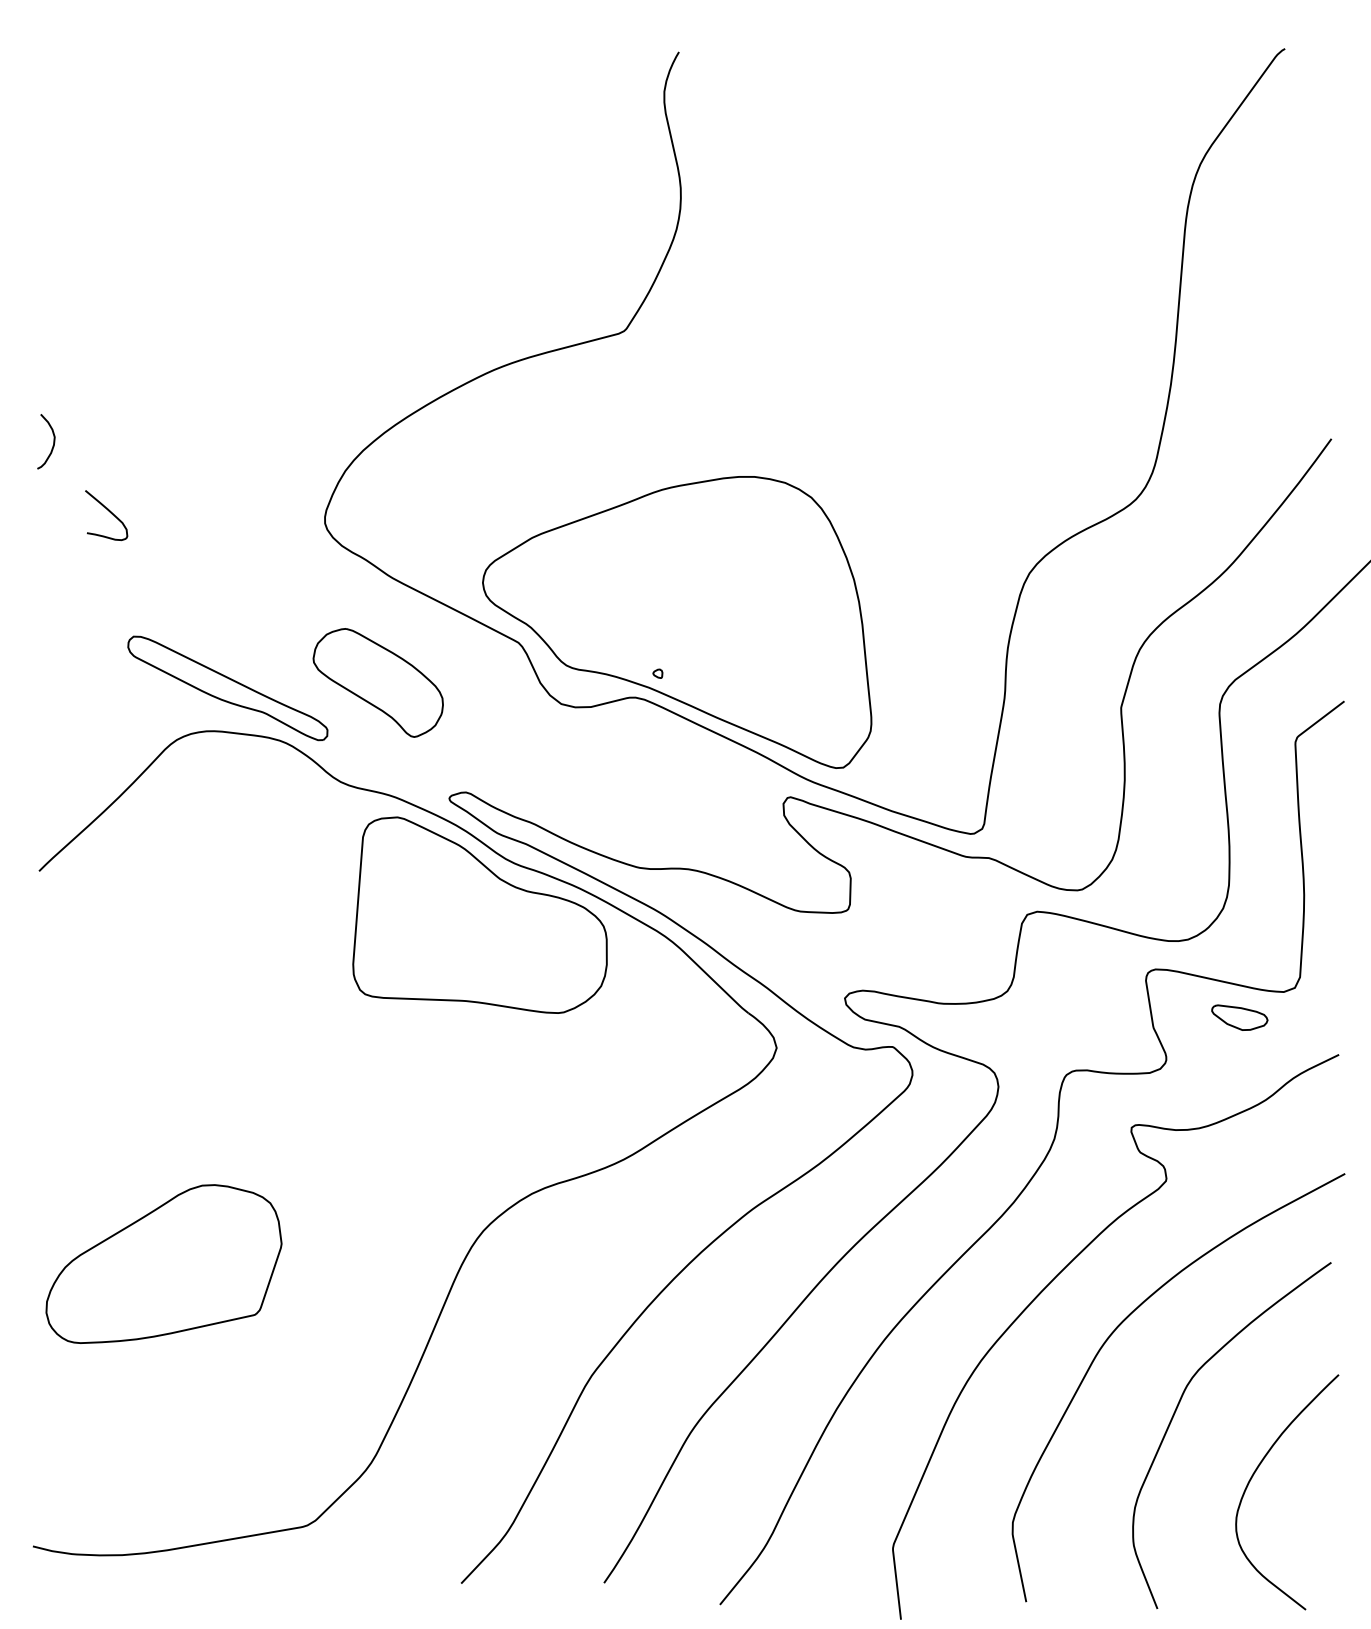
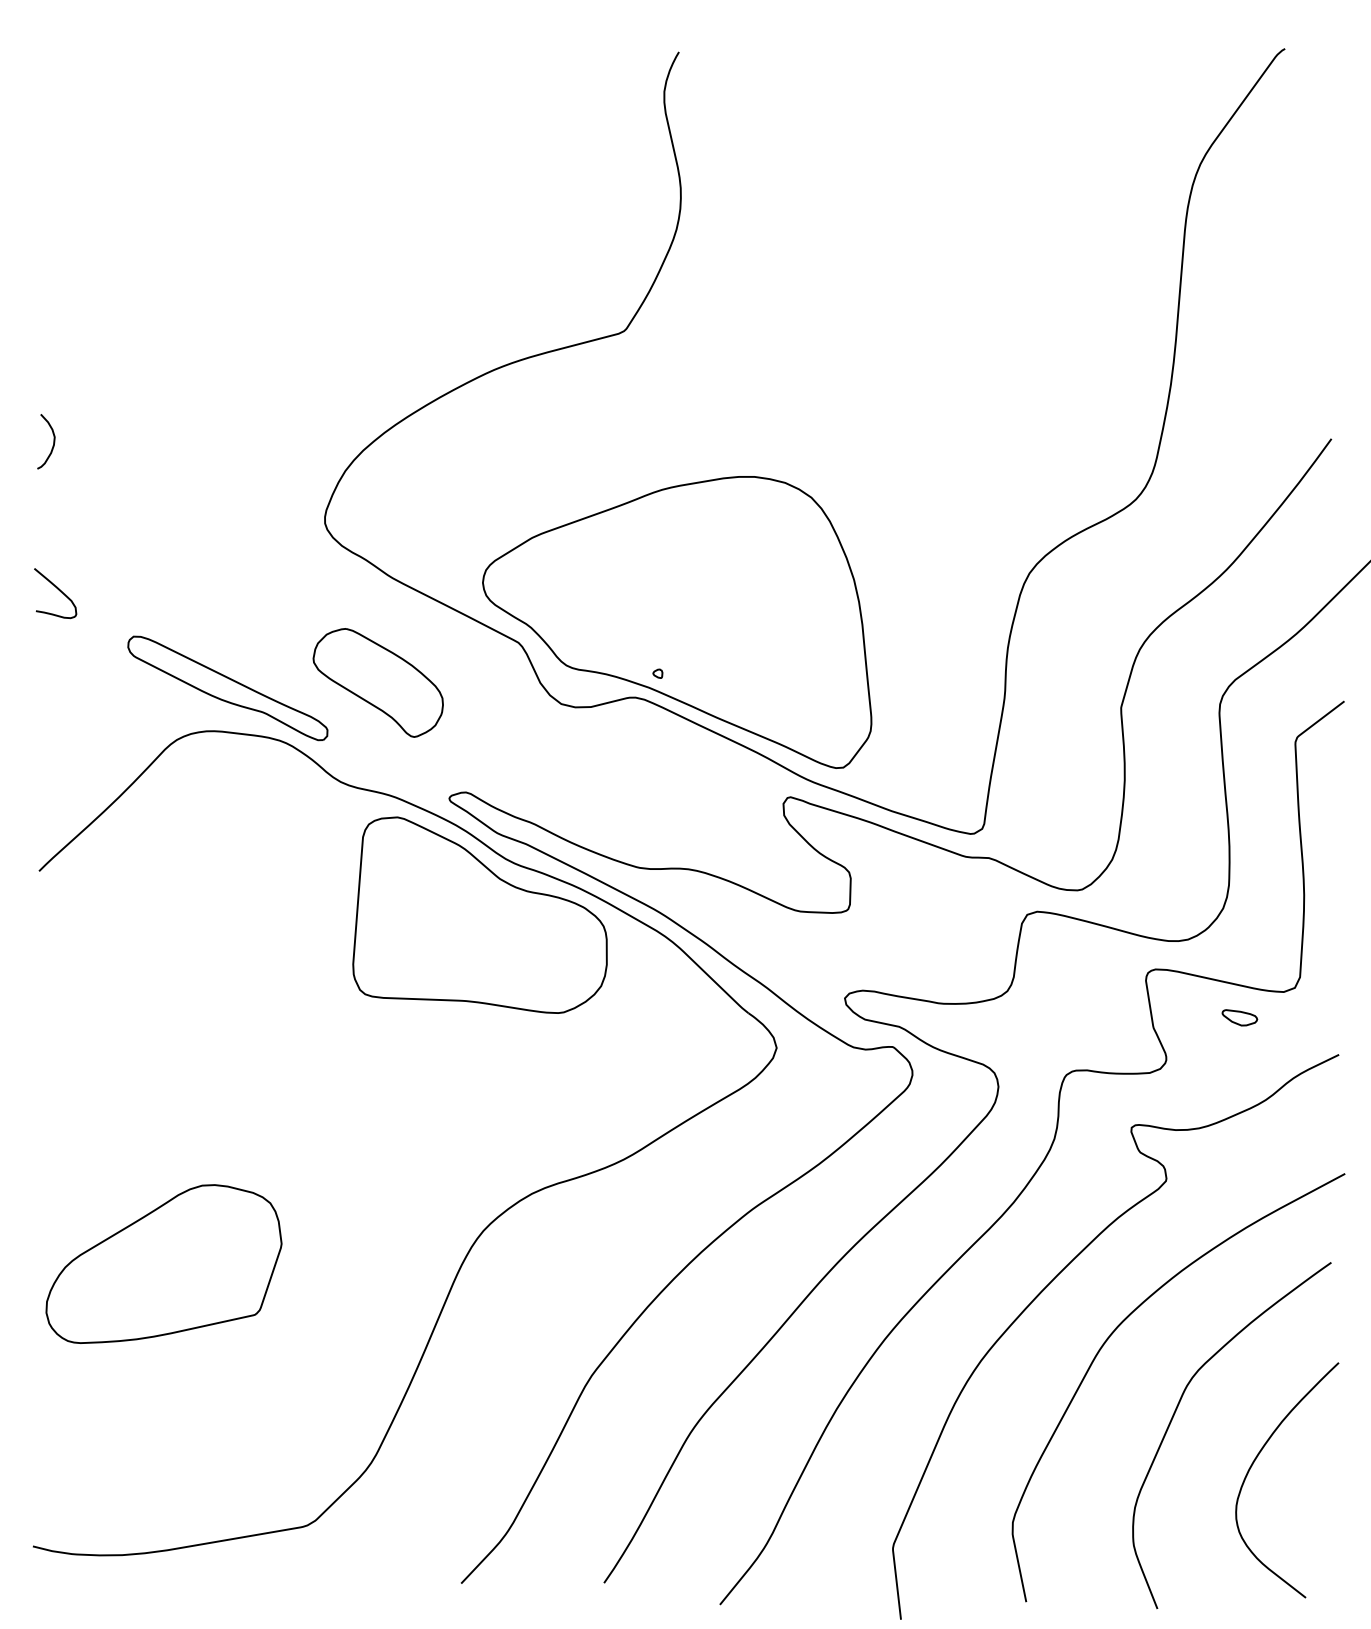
curve position: (109, 512) -> (58, 590) (58, 590)
part size: 58x27 px -> 38x18 px (1239, 1017)
curve position: (1256, 1471) -> (1256, 1459) (1256, 1459)
